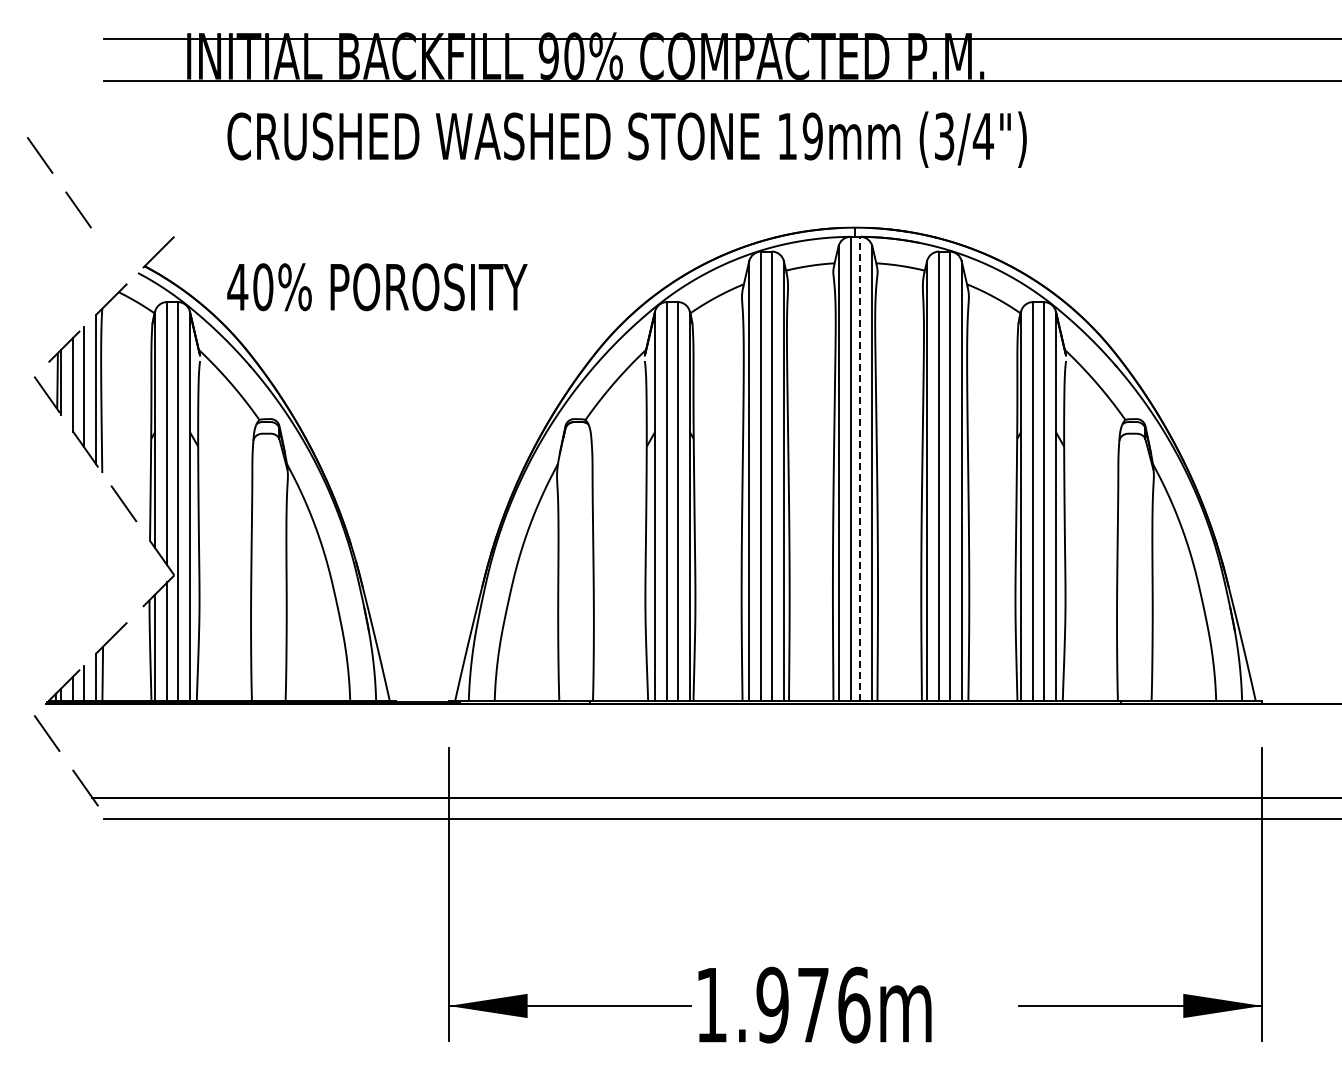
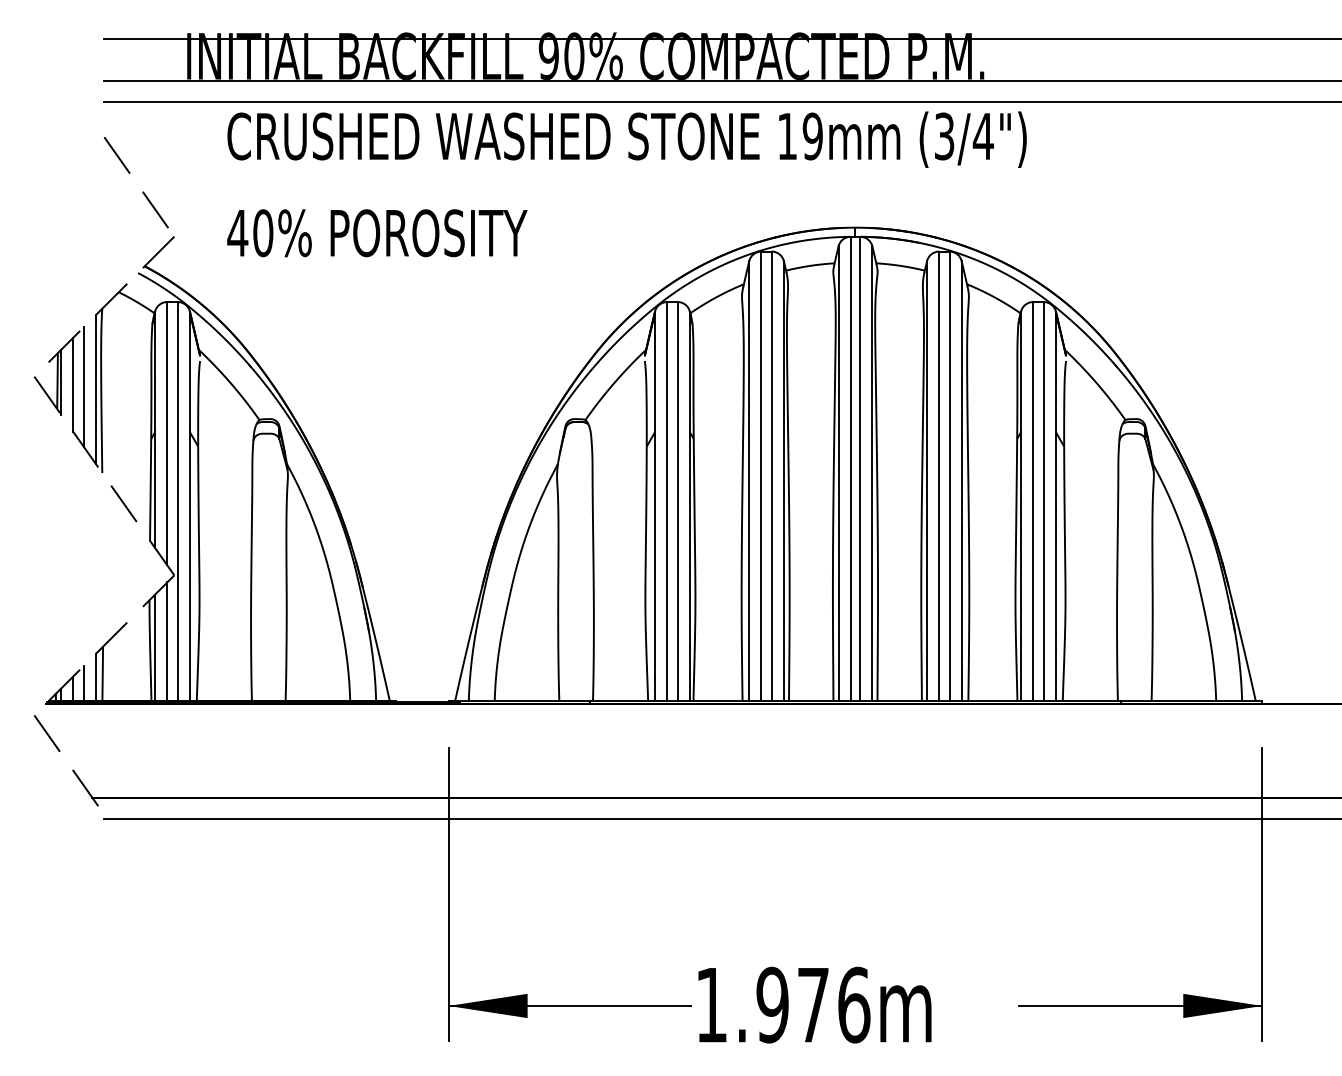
line: none -> present (721, 102)
line position: (53, 173) -> (130, 173) (130, 173)
text position: (377, 287) -> (377, 233) (377, 233)
line: dashed -> solid (860, 468)
